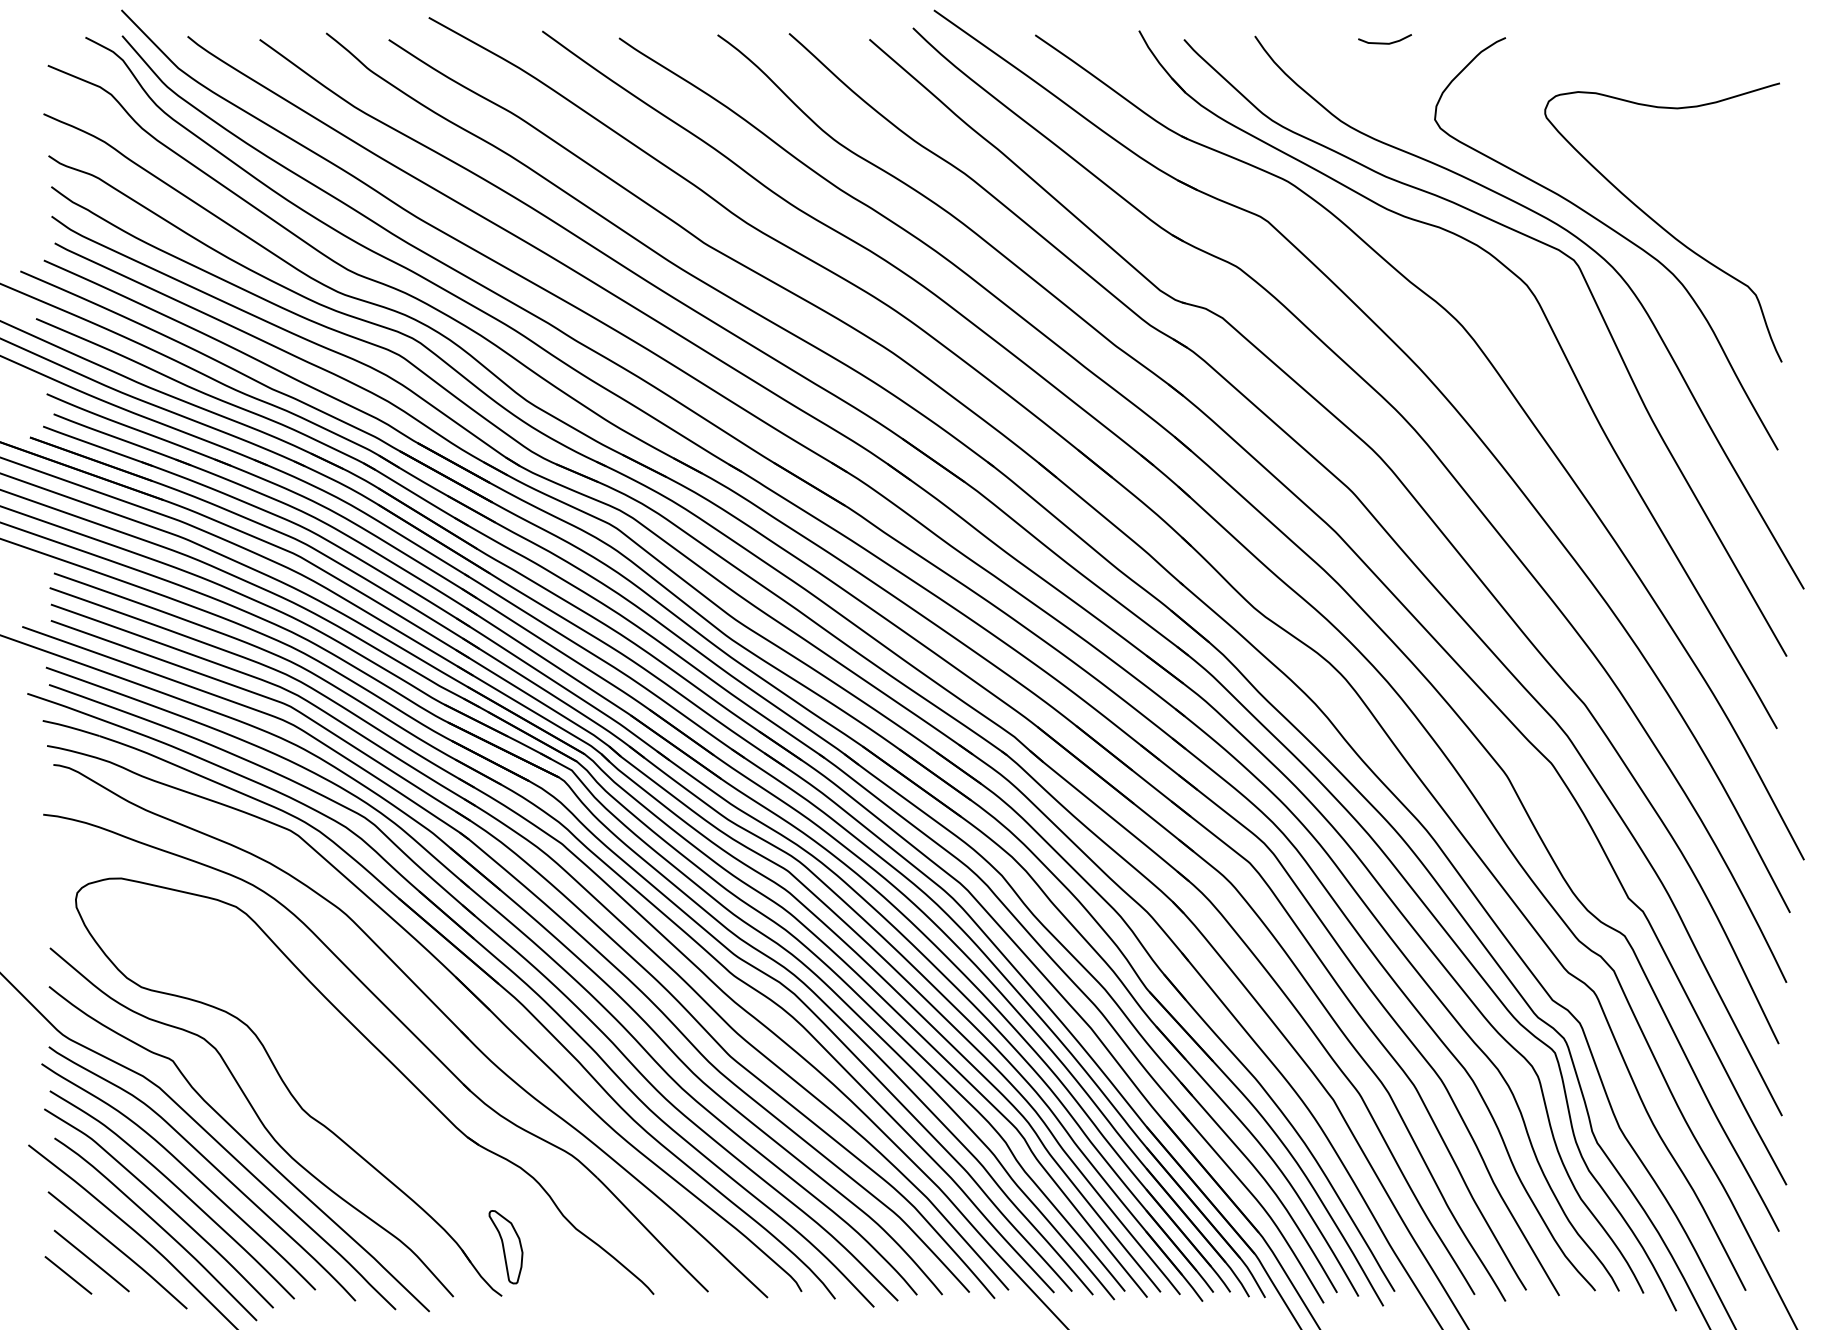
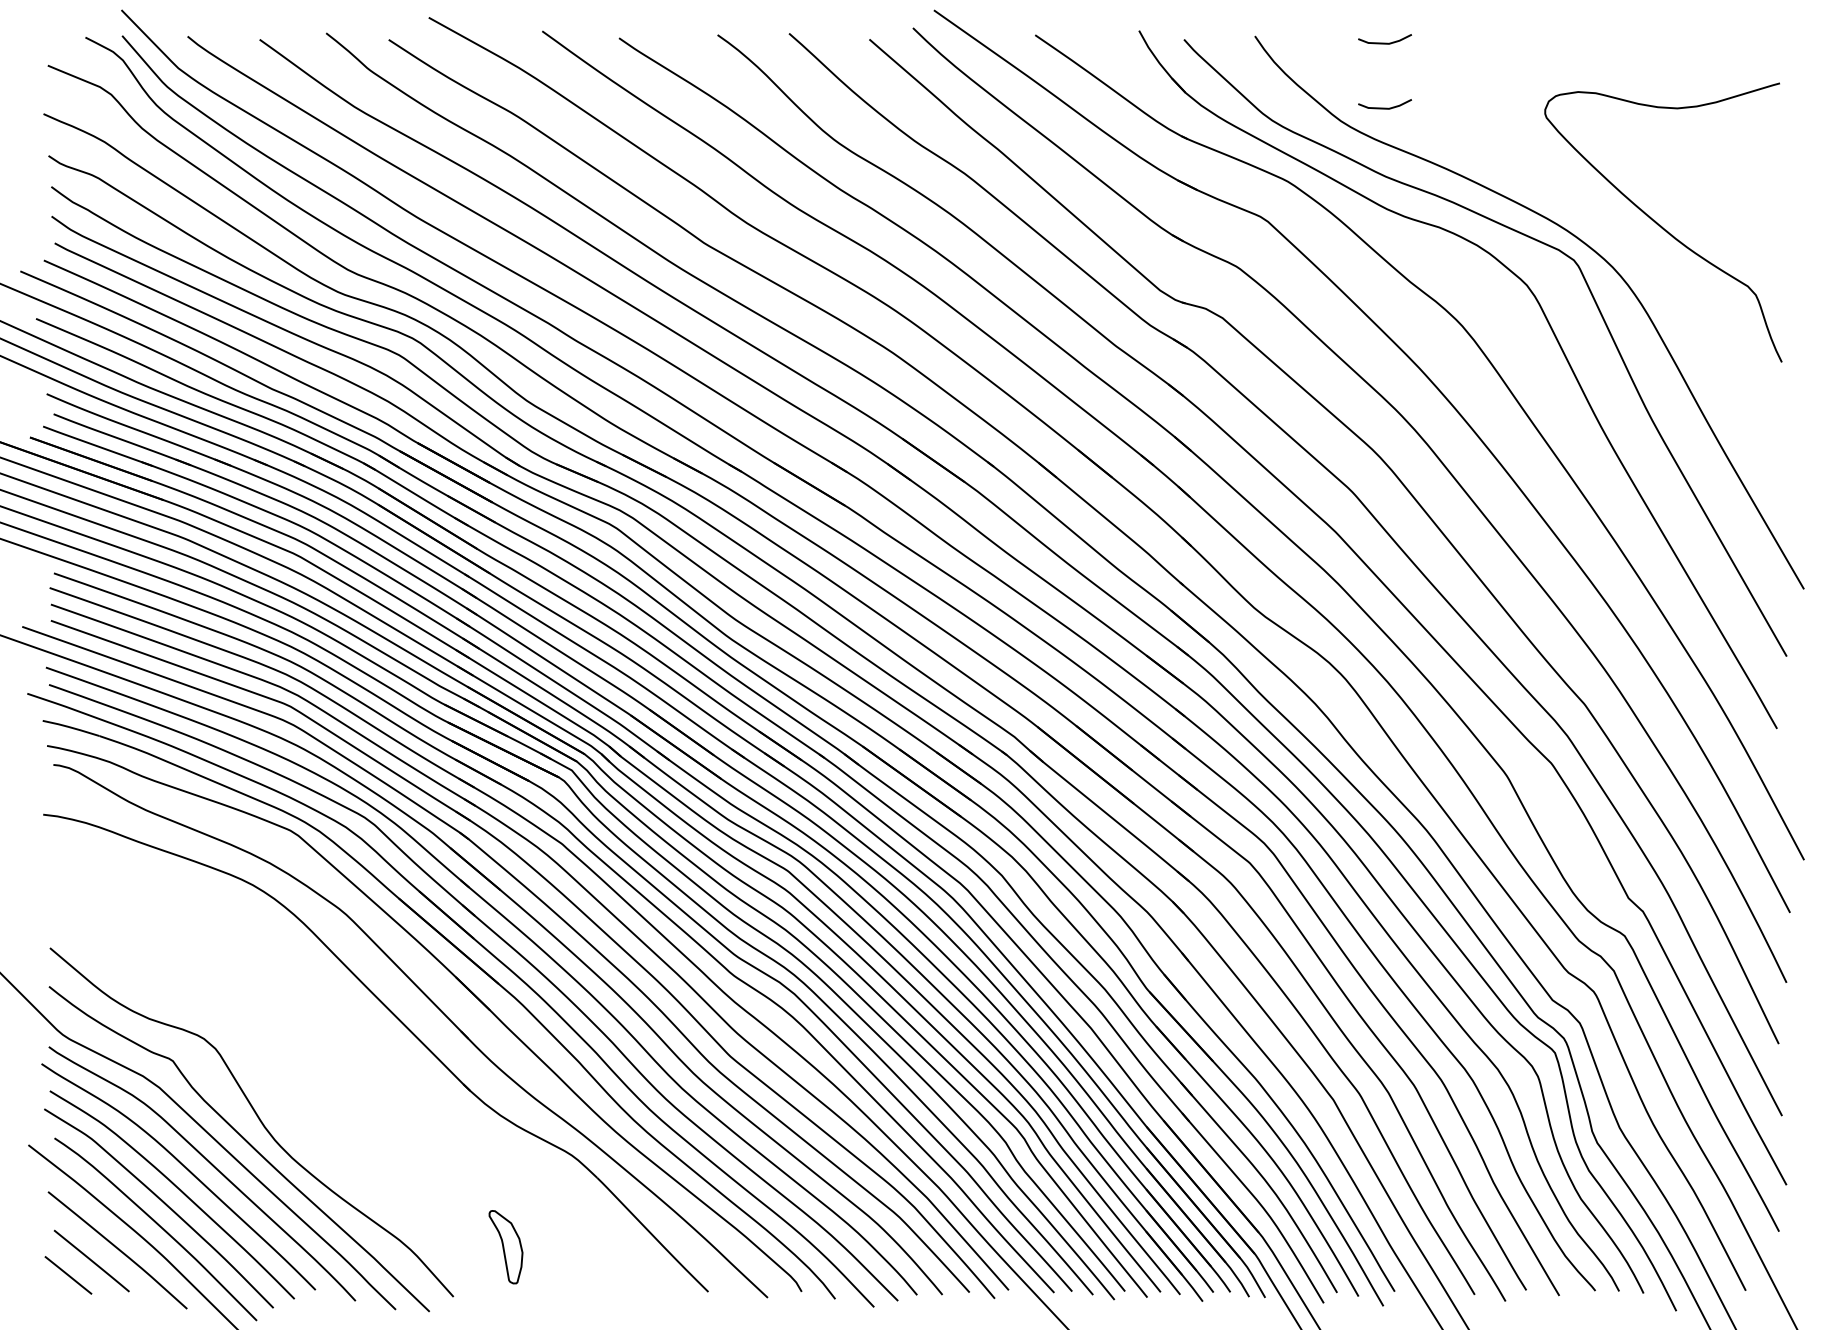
line: none -> present (1384, 107)
curve: present -> none (1613, 231)
part: present -> none (388, 1061)
